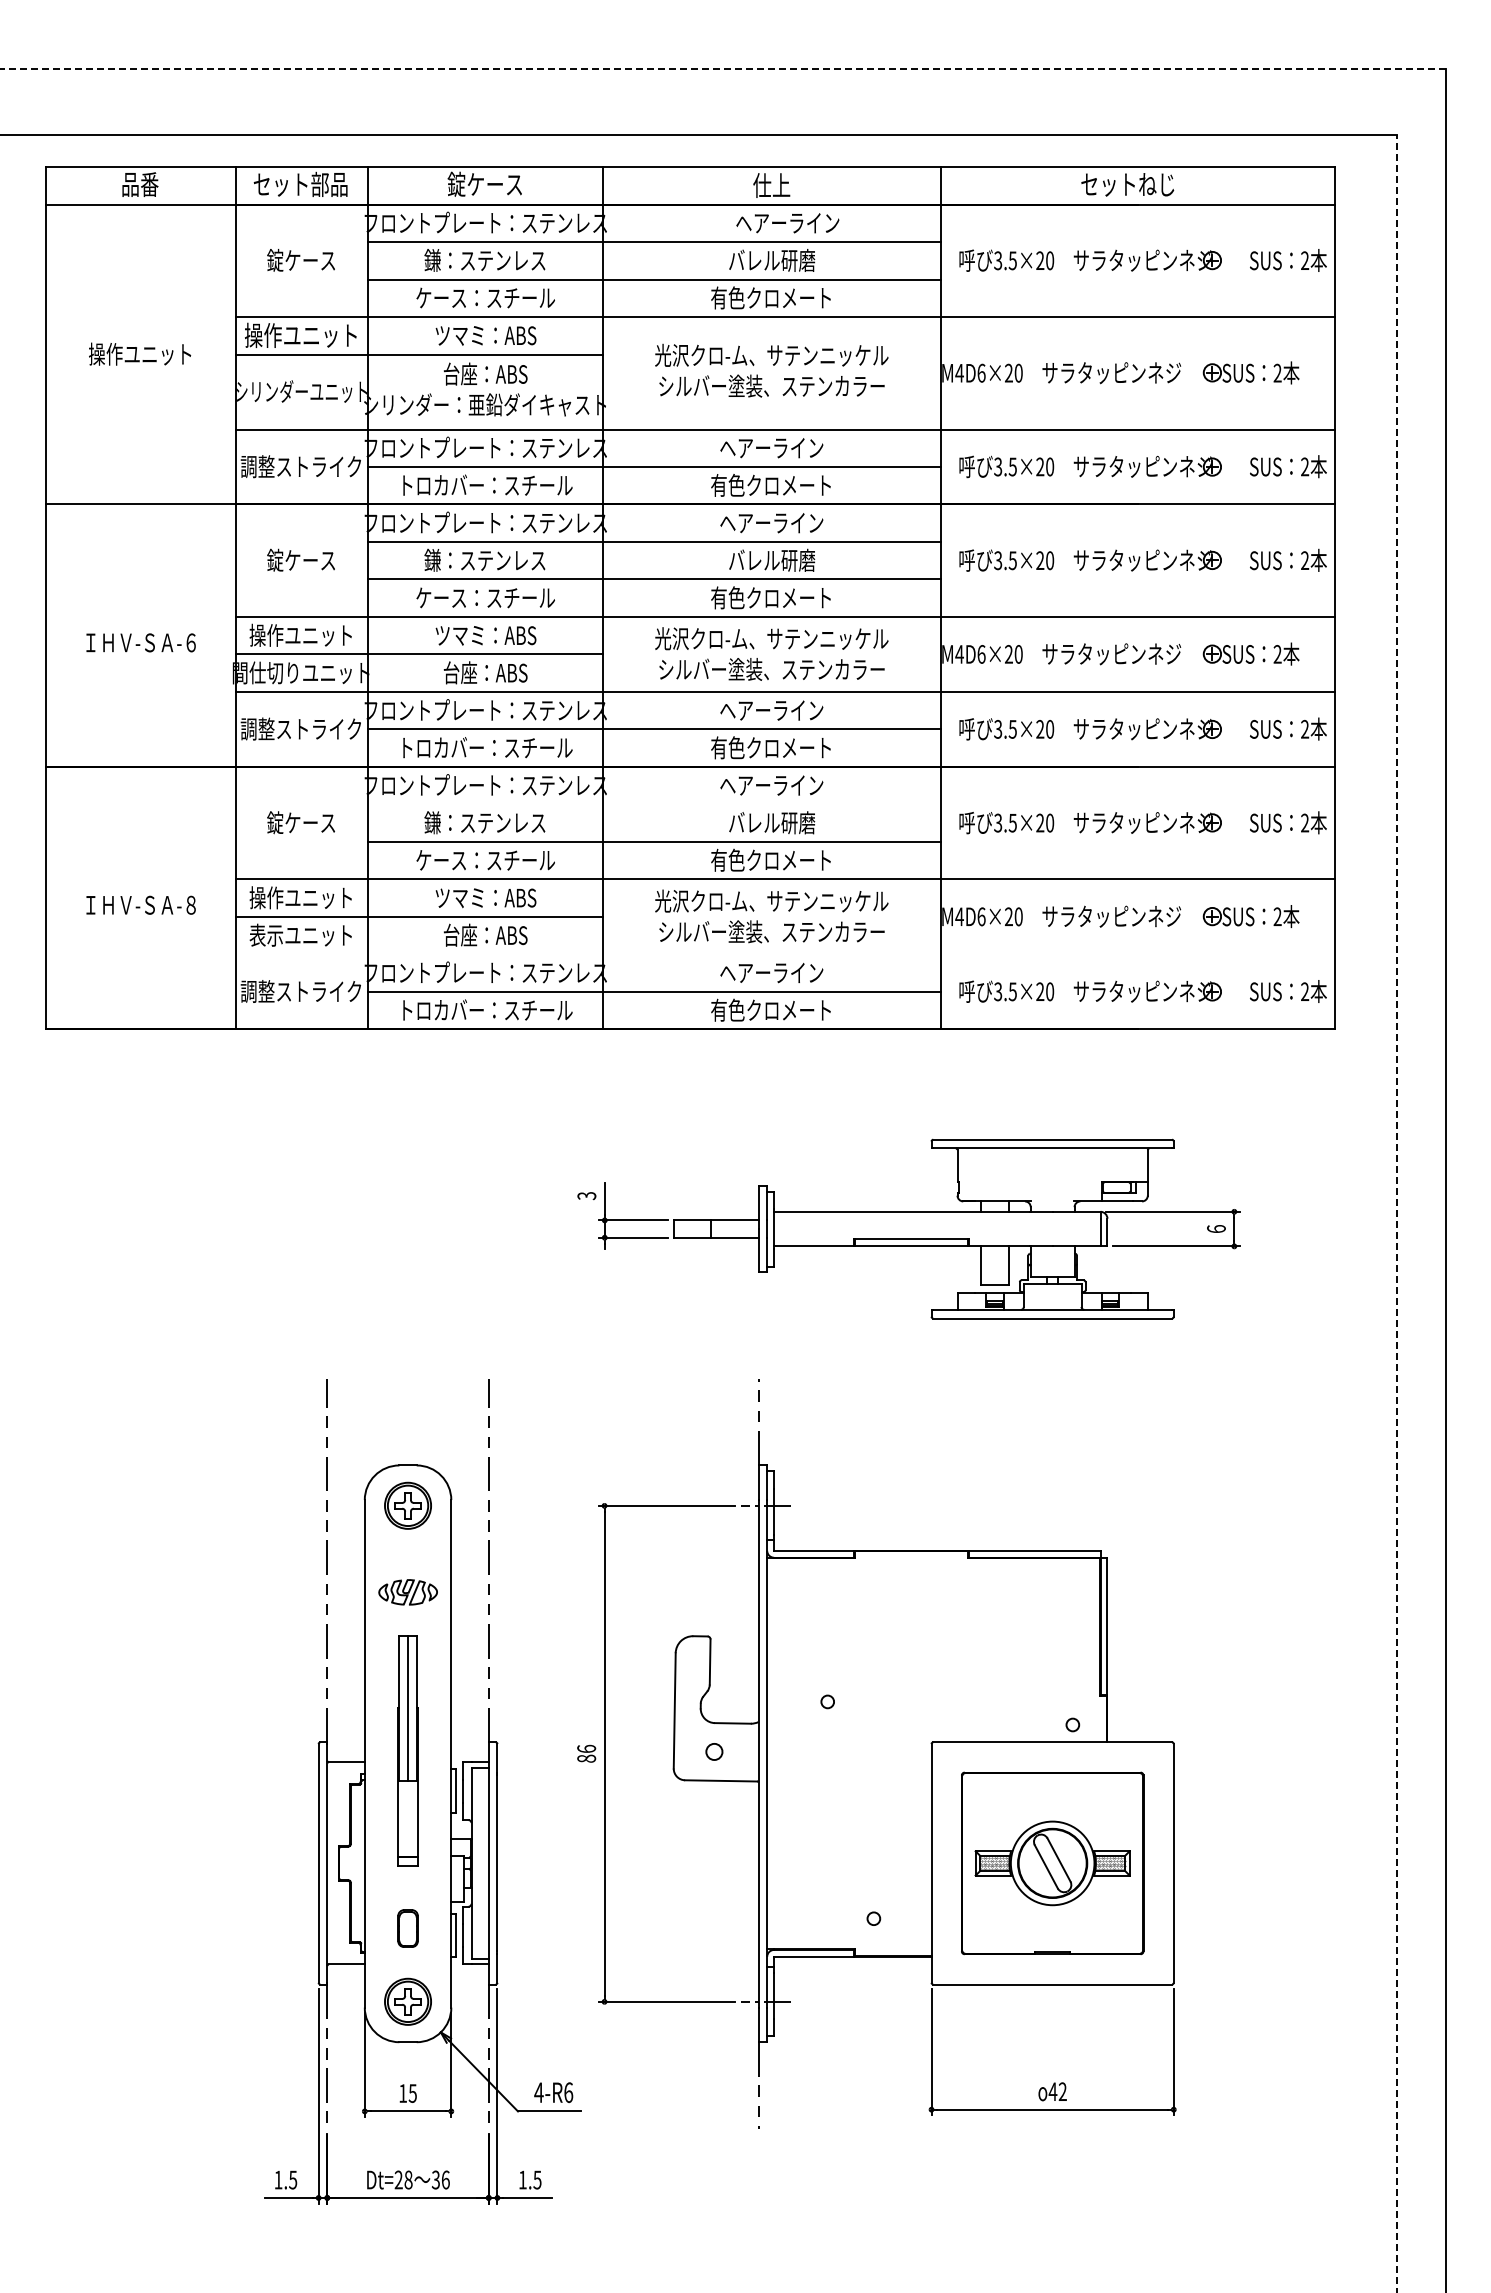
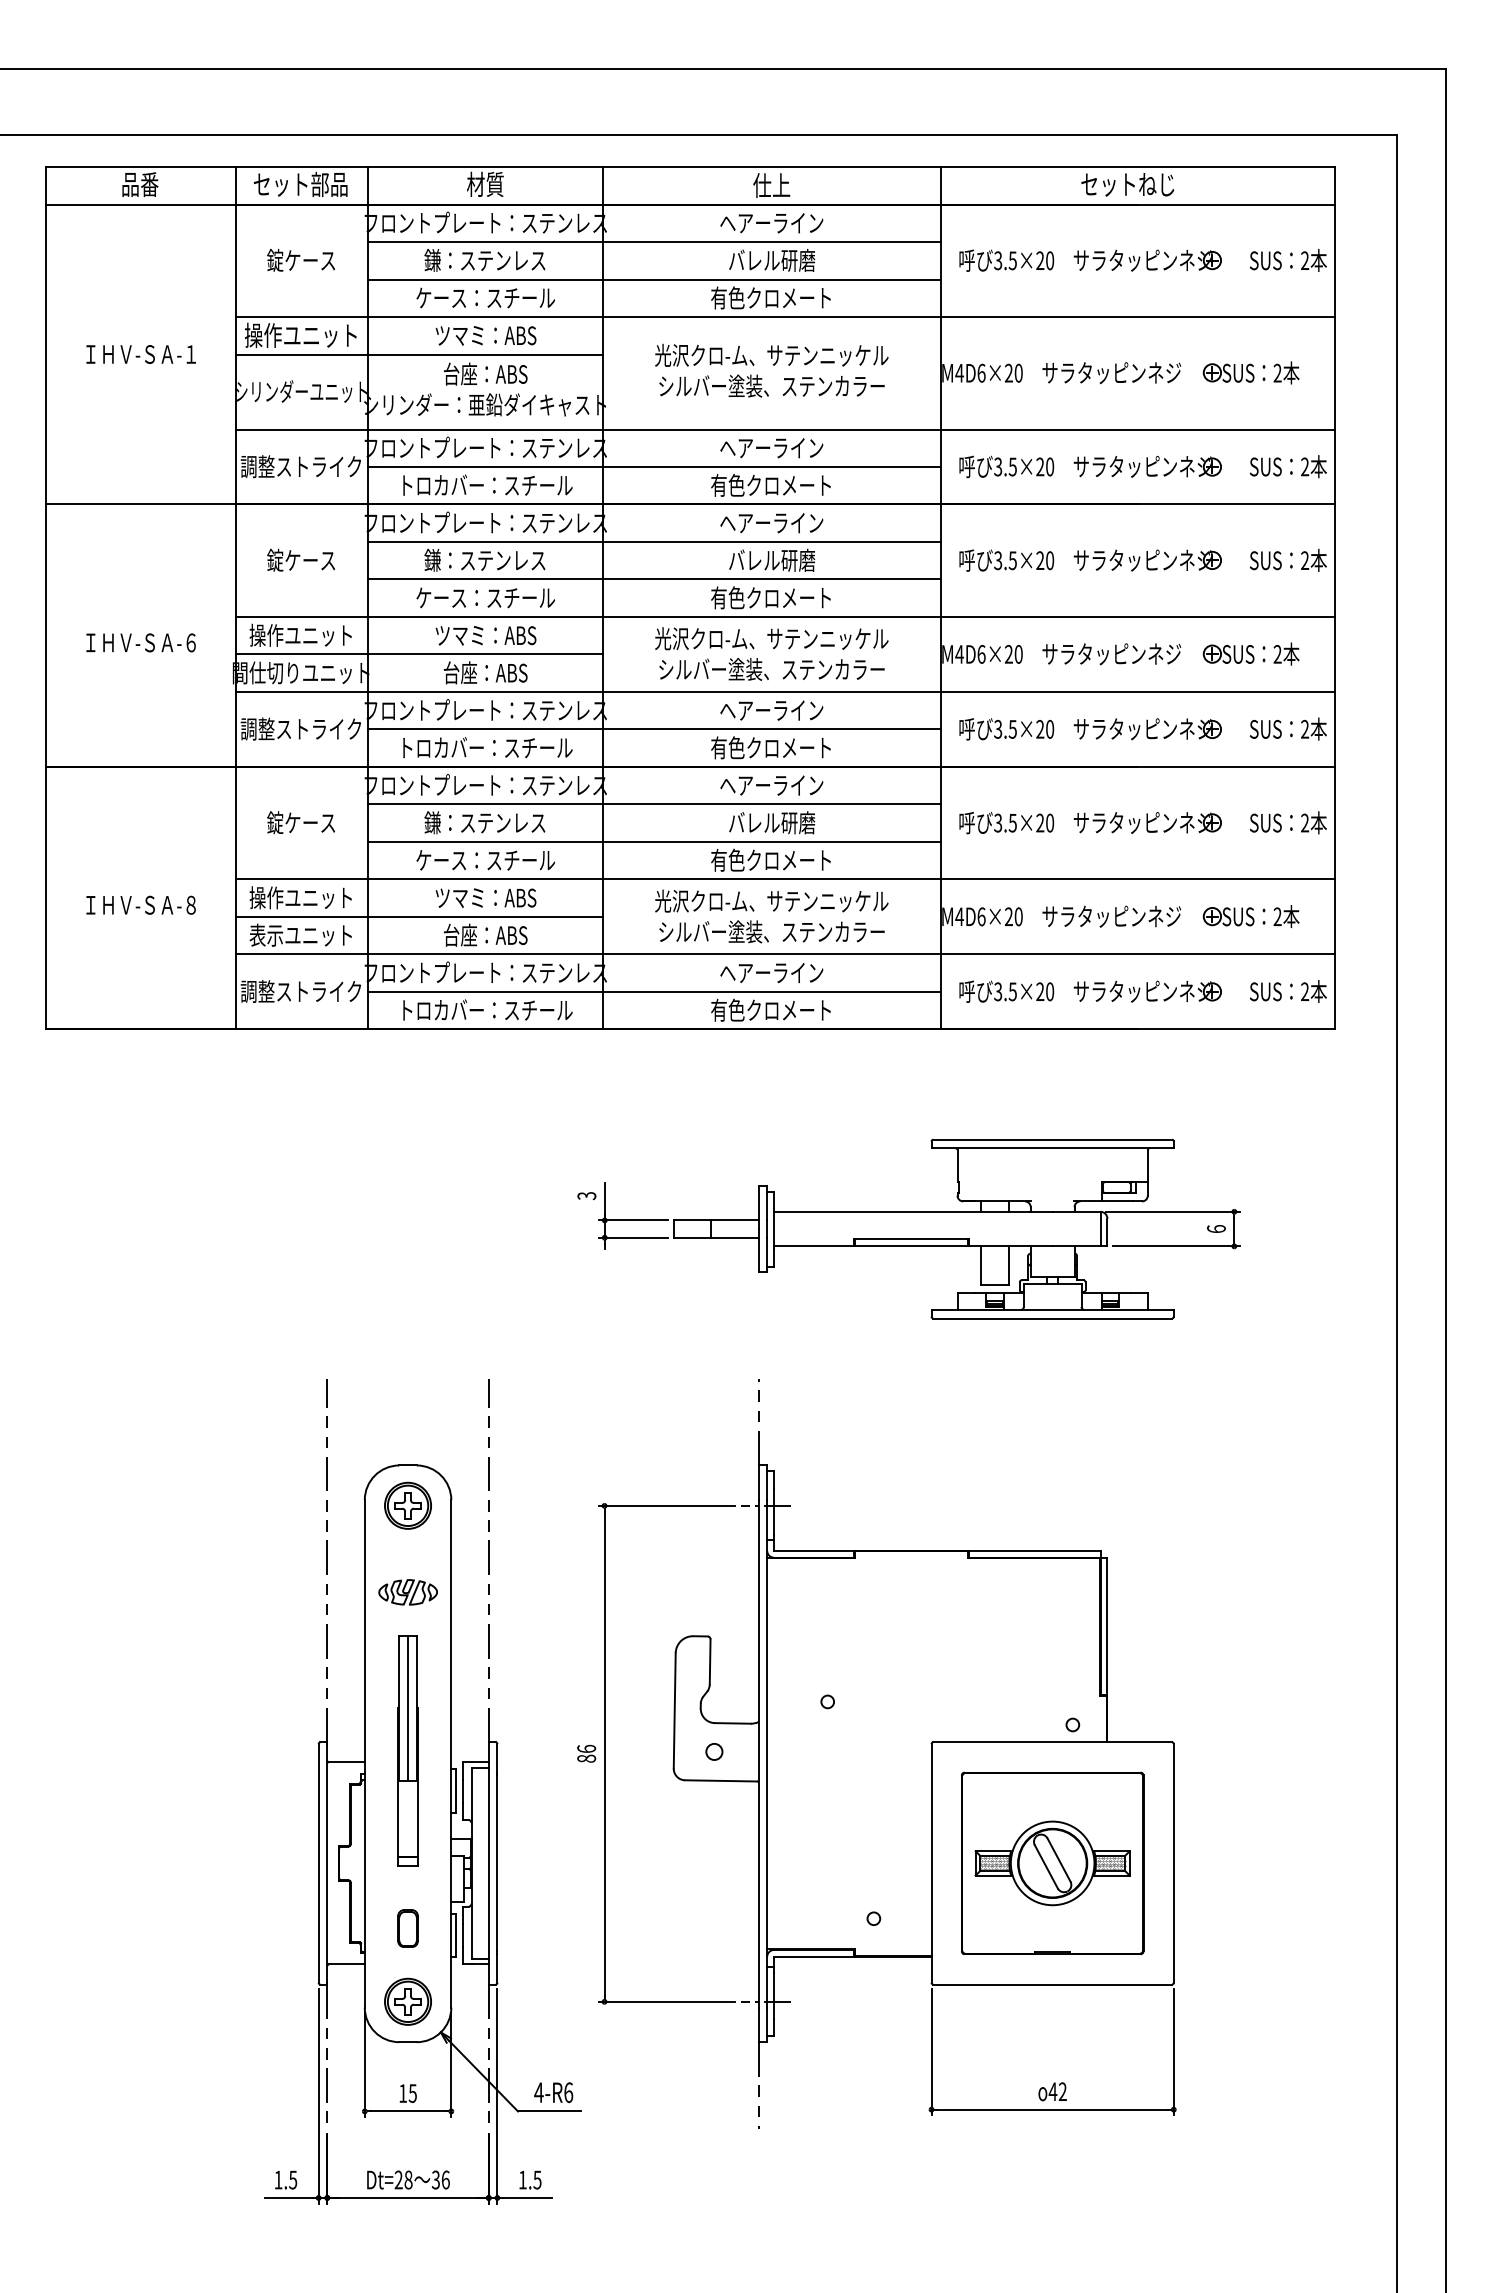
line: dashed -> solid (723, 68)
text: 錠ケース -> 材質 (484, 183)
text position: (787, 223) -> (771, 223) (771, 223)
text: 操作ユニット -> ＩＨＶ-ＳＡ-１ (140, 353)
line: none -> present (653, 804)
line: none -> present (784, 954)
line: dashed -> solid (1397, 1213)
